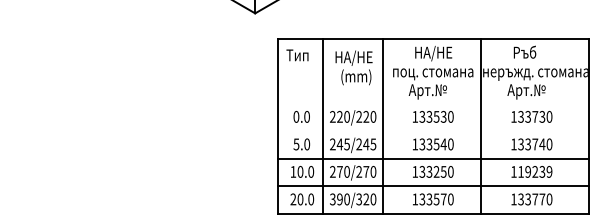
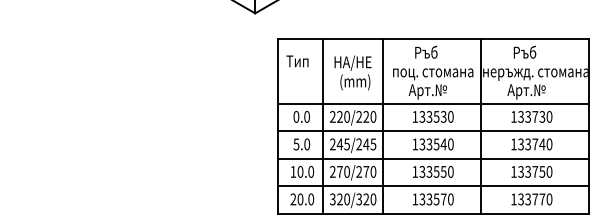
text: HA/HE -> Ръб (434, 53)
text position: (297, 55) -> (297, 61) (297, 61)
text position: (353, 67) -> (352, 72) (352, 72)
line: none -> present (433, 103)
line: none -> present (433, 131)
text: 133250 -> 133550 (436, 171)
text: 119239 -> 133750 (535, 171)
text: 390/320 -> 320/320 (339, 199)
